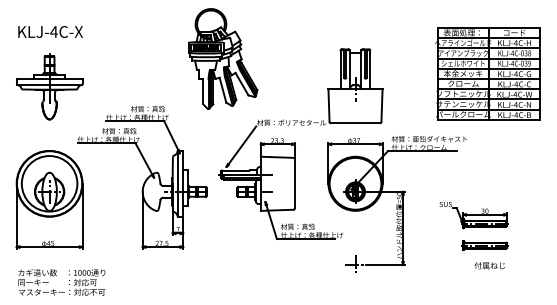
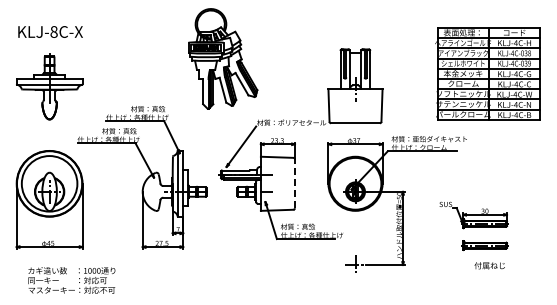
text: KLJ-4C-X -> KLJ-8C-X (53, 31)
line: solid -> dashed (294, 183)
text position: (61, 282) -> (71, 280) (71, 280)
